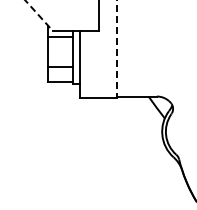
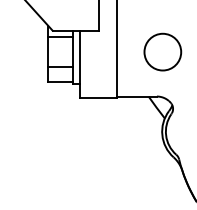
line: dashed -> solid (39, 15)
line: dashed -> solid (116, 49)
circle: none -> present (162, 51)
